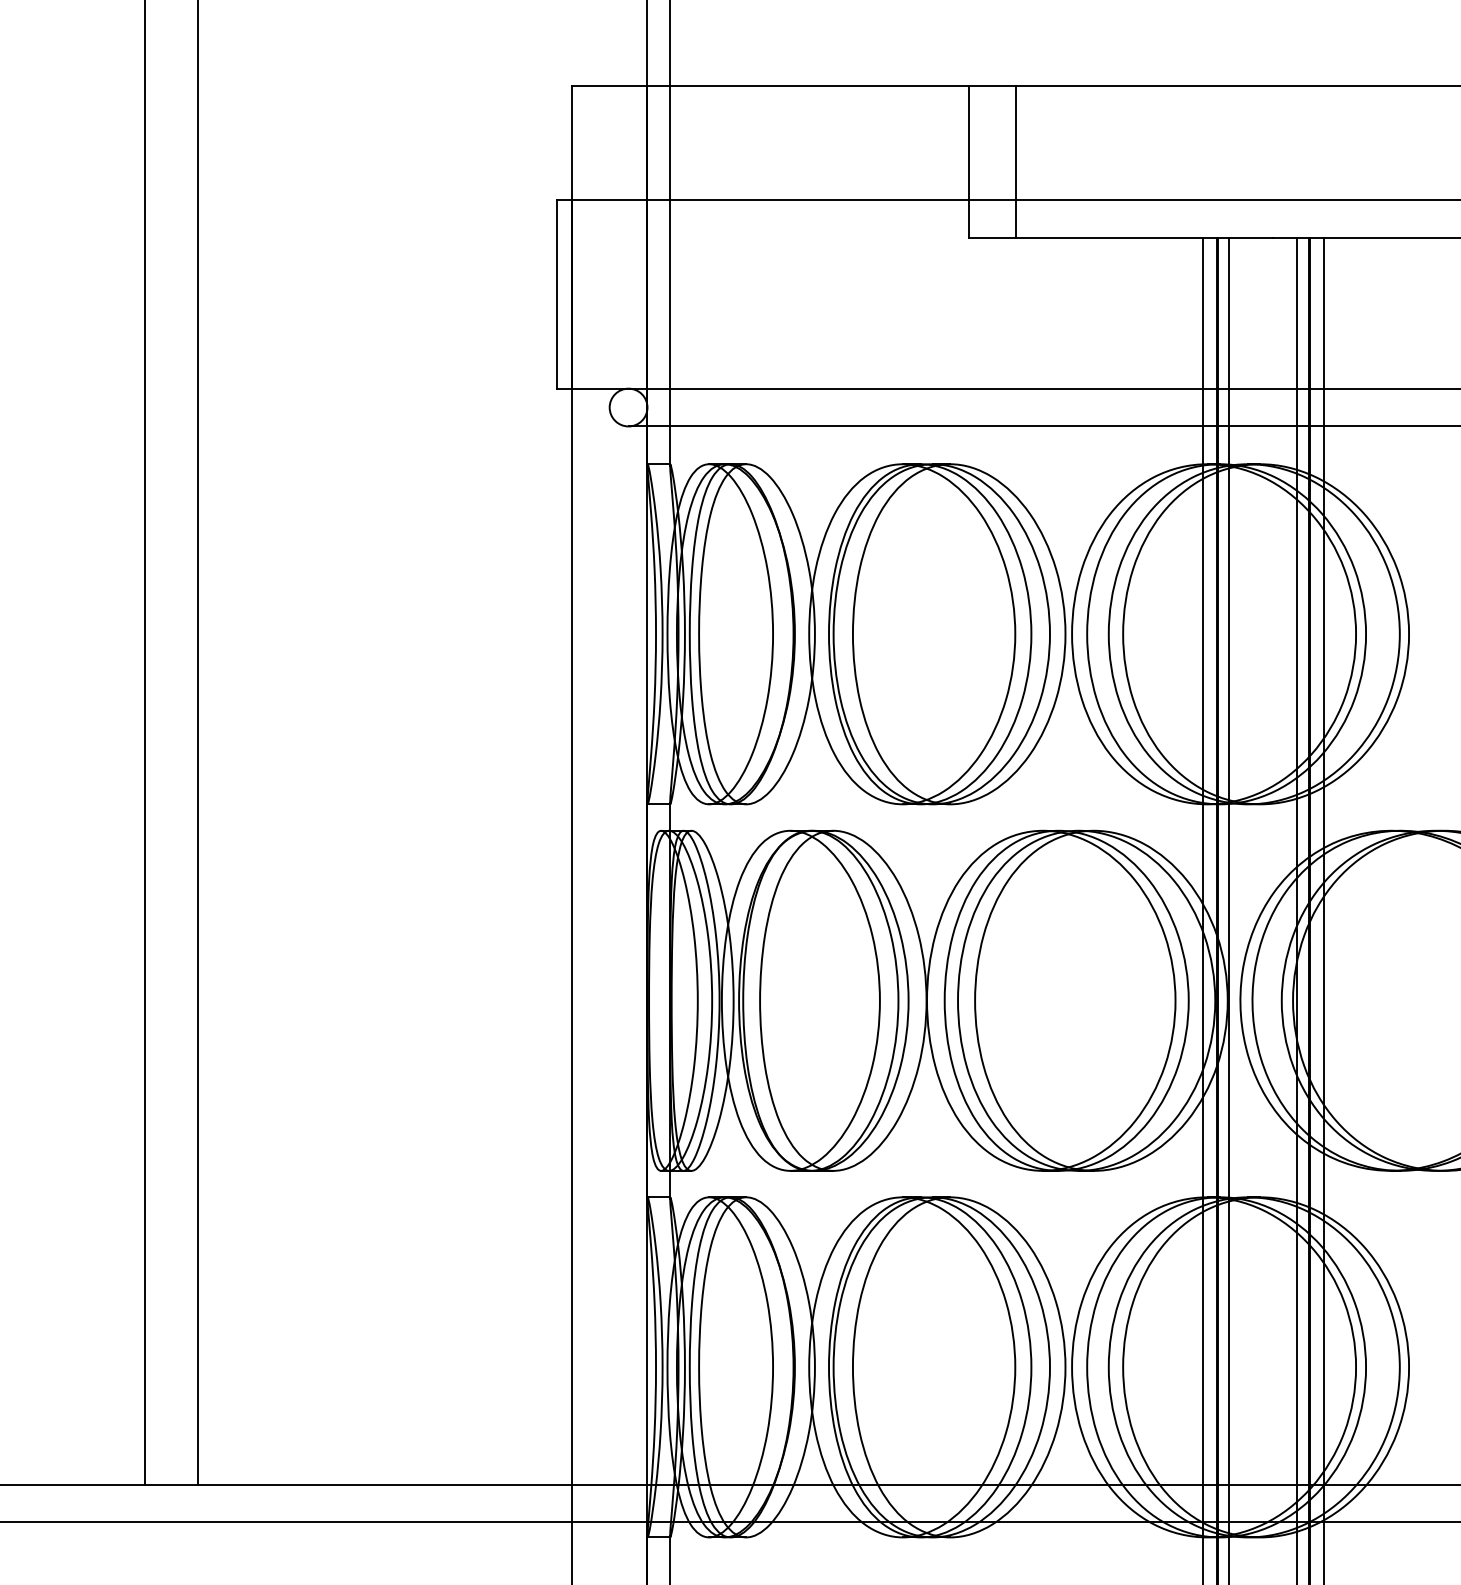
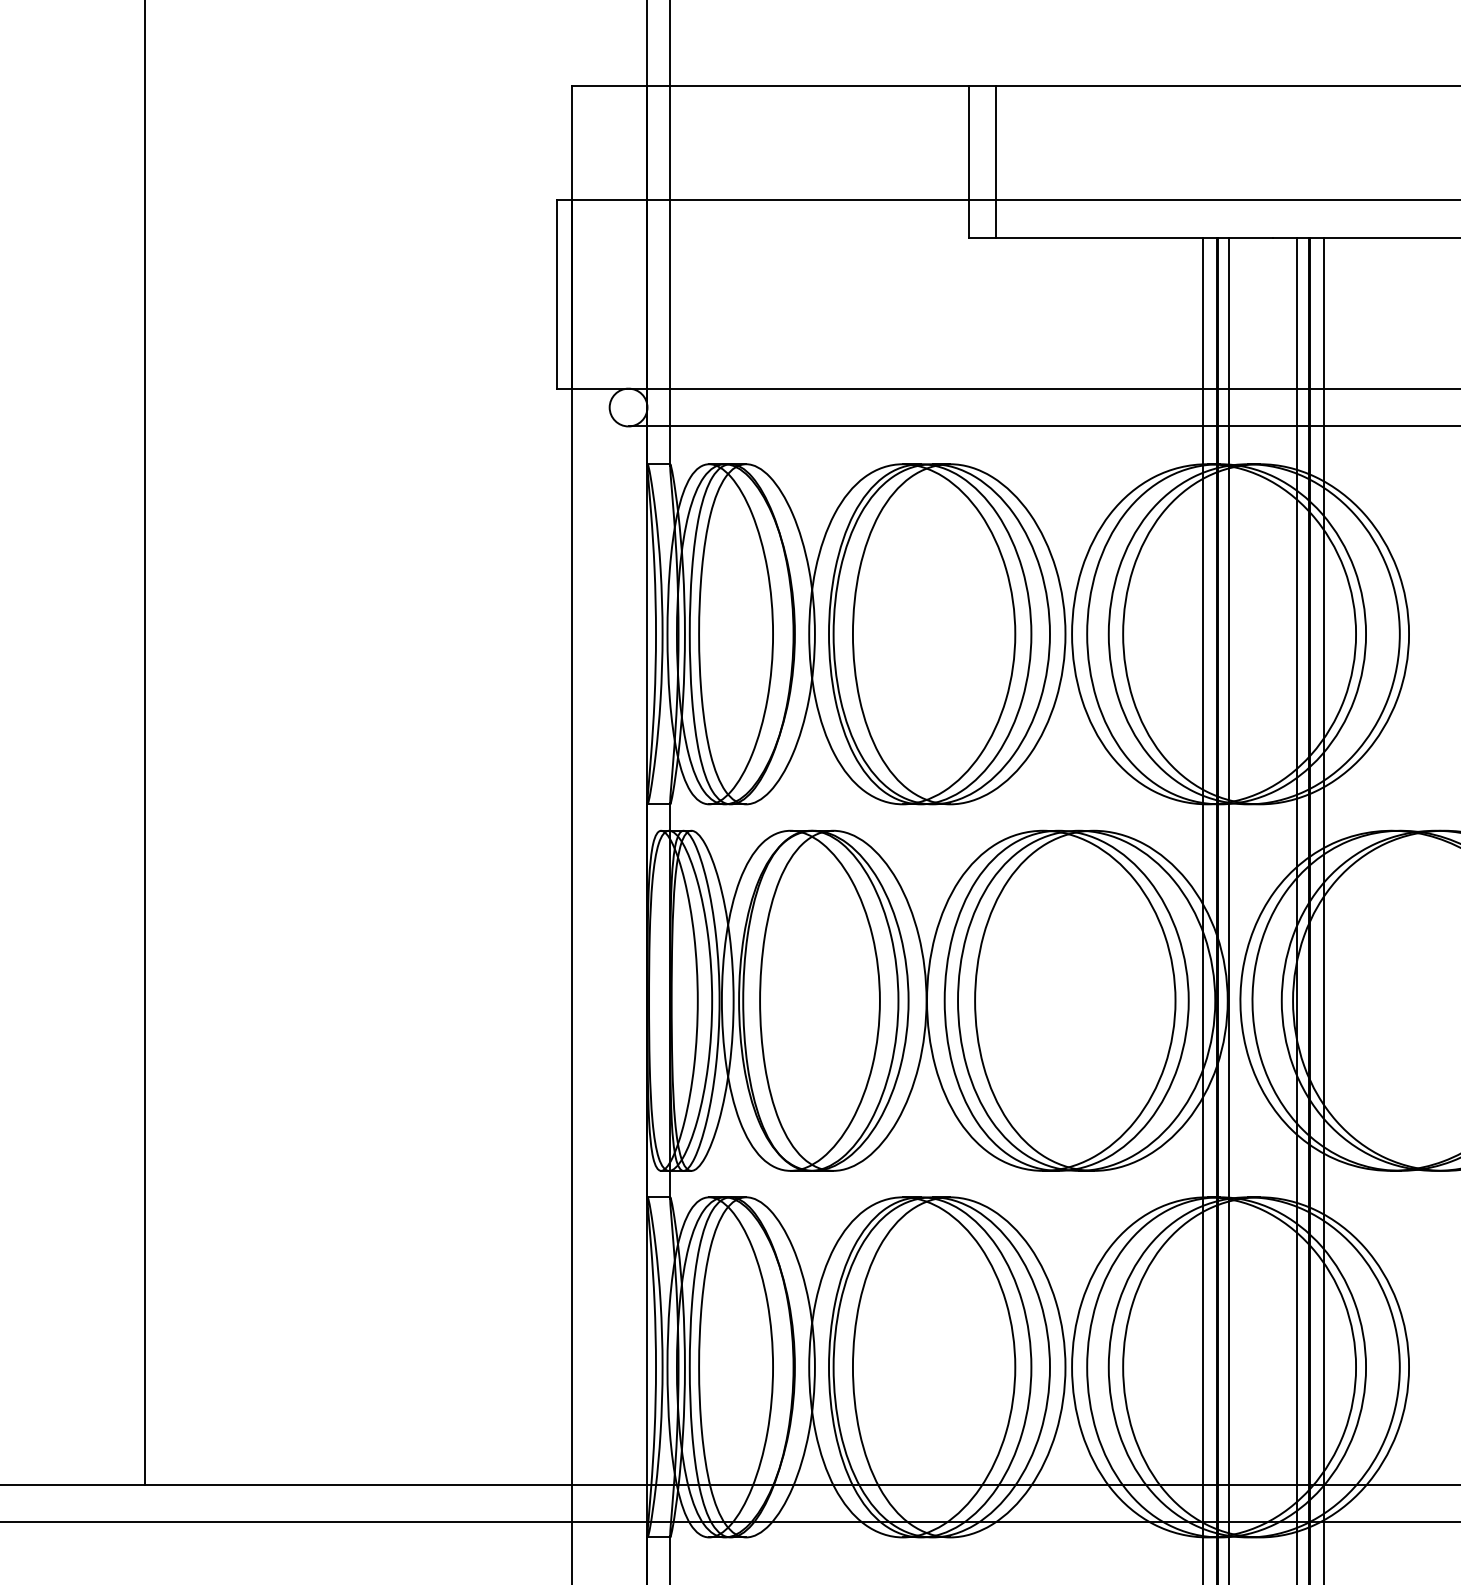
line position: (1015, 161) -> (995, 161) (995, 161)
line: present -> none (198, 743)
